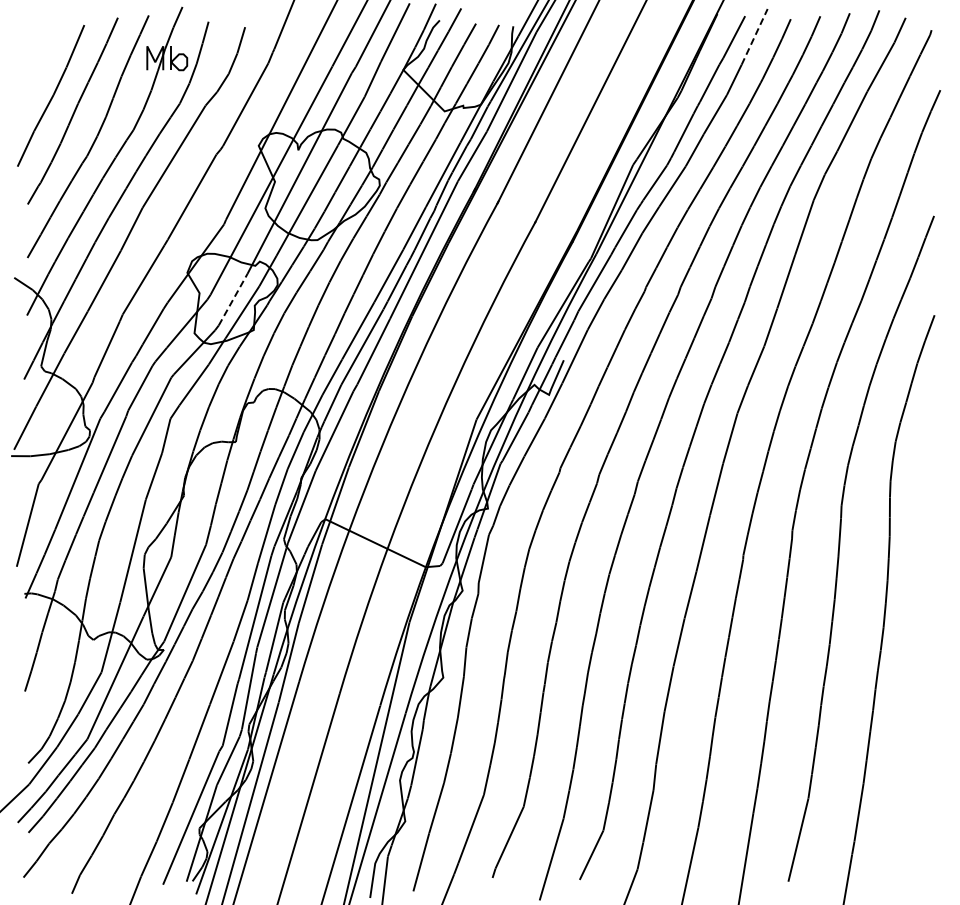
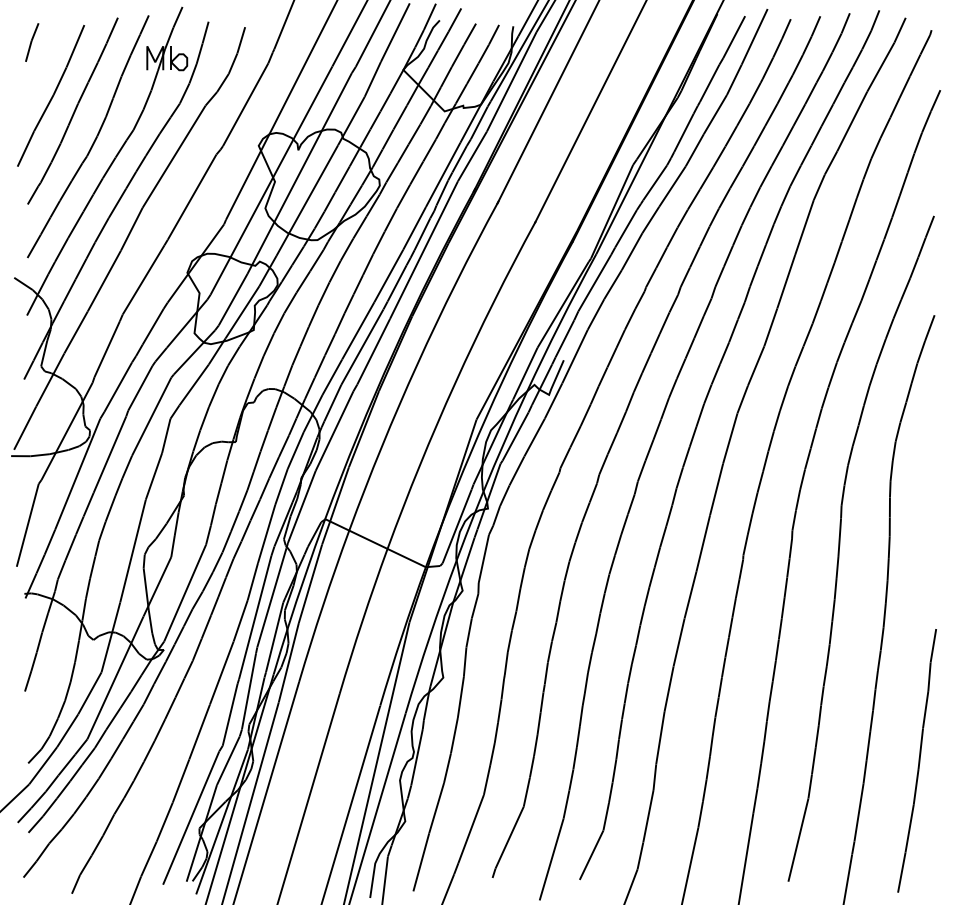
line: dashed -> solid (754, 36)
part: none -> present (32, 42)
line: dashed -> solid (233, 299)
part: none -> present (916, 760)
